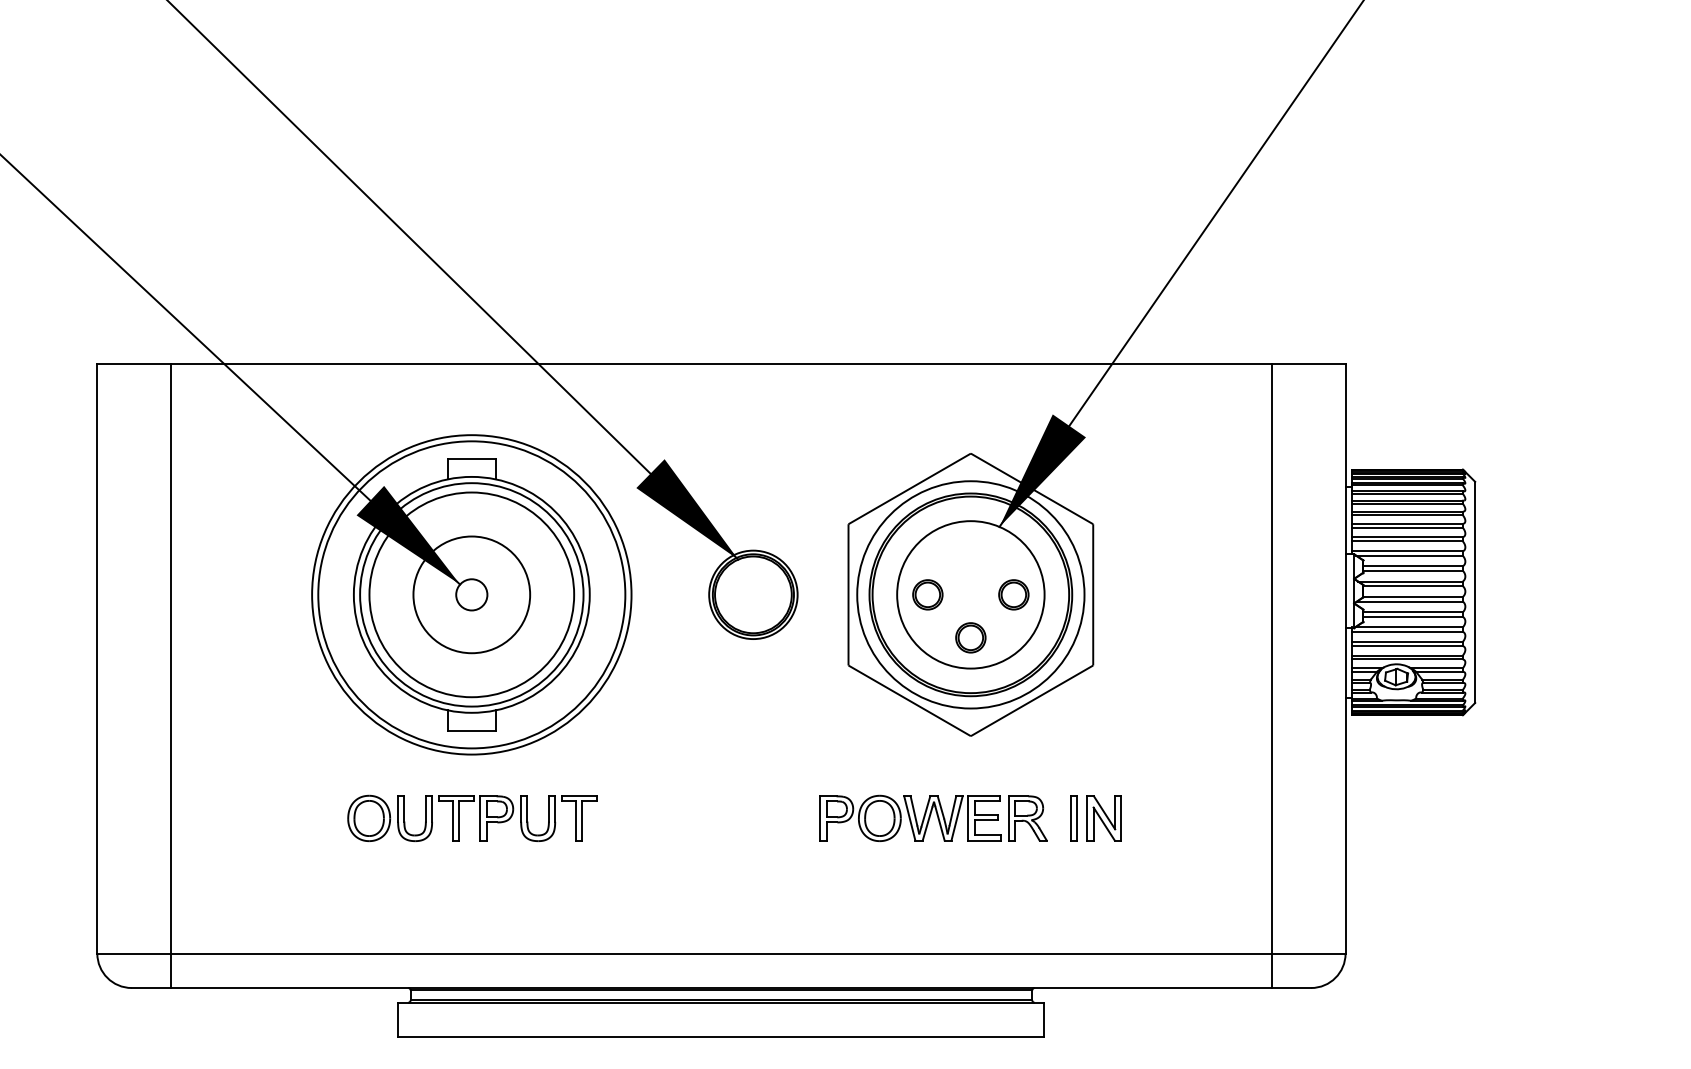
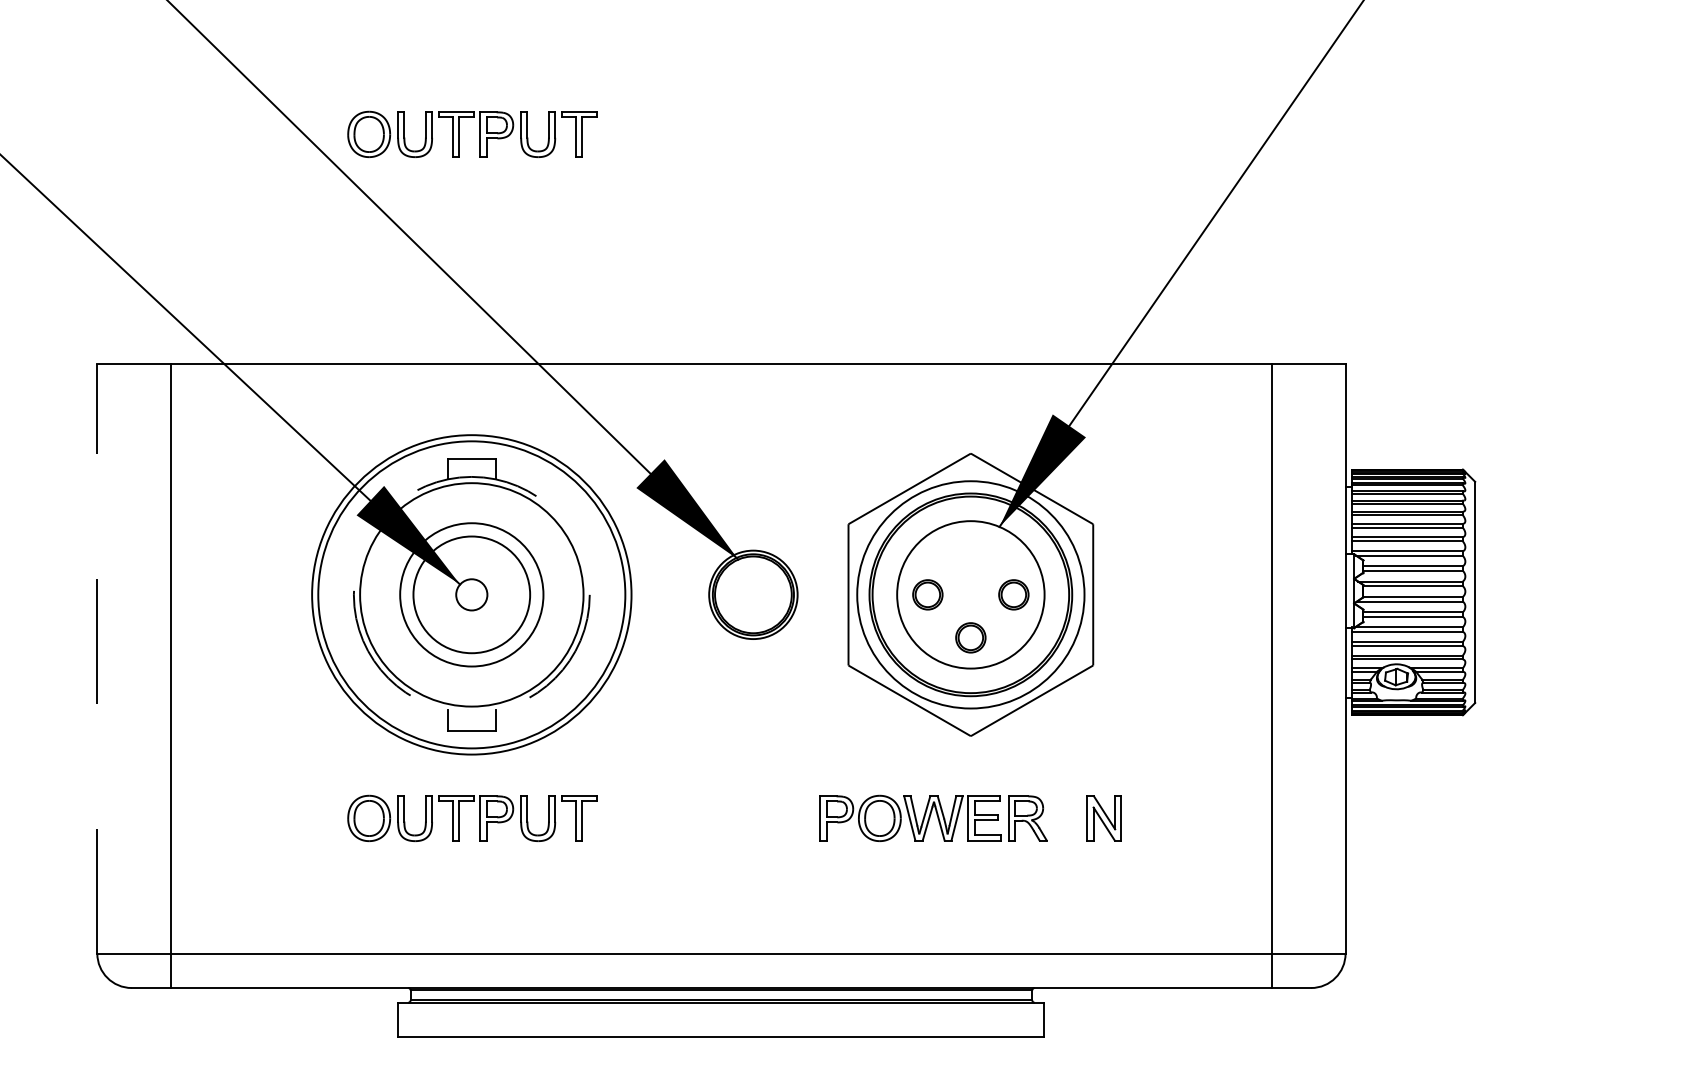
part: none -> present (479, 133)
circle diameter: 205 px -> 143 px (471, 594)
circle: solid -> dashed (471, 594)
line: solid -> dashed (97, 658)
part: present -> none (1073, 818)
